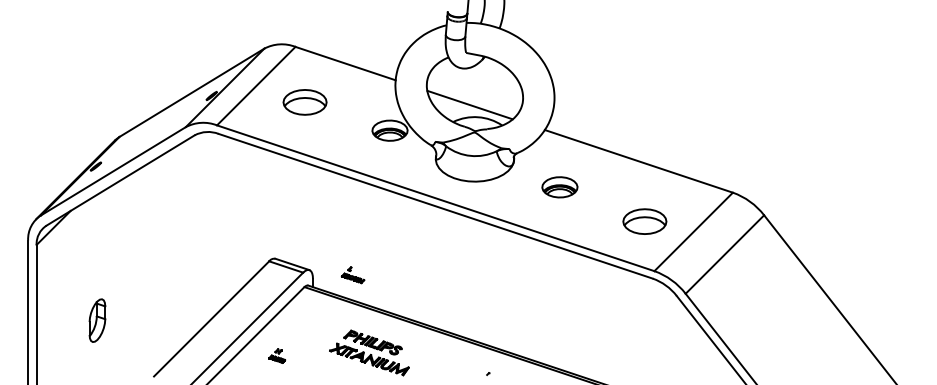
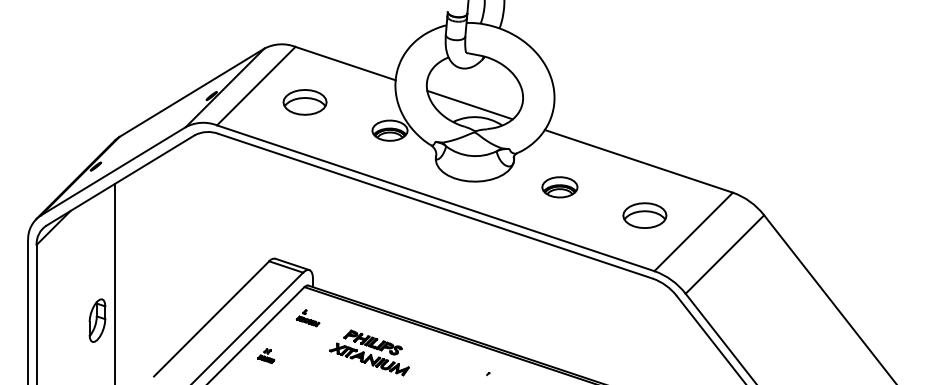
part position: (644, 221) -> (644, 215) (644, 215)
part position: (352, 275) -> (307, 318) (307, 318)
line: none -> present (115, 282)
part position: (277, 355) -> (266, 355) (266, 355)
